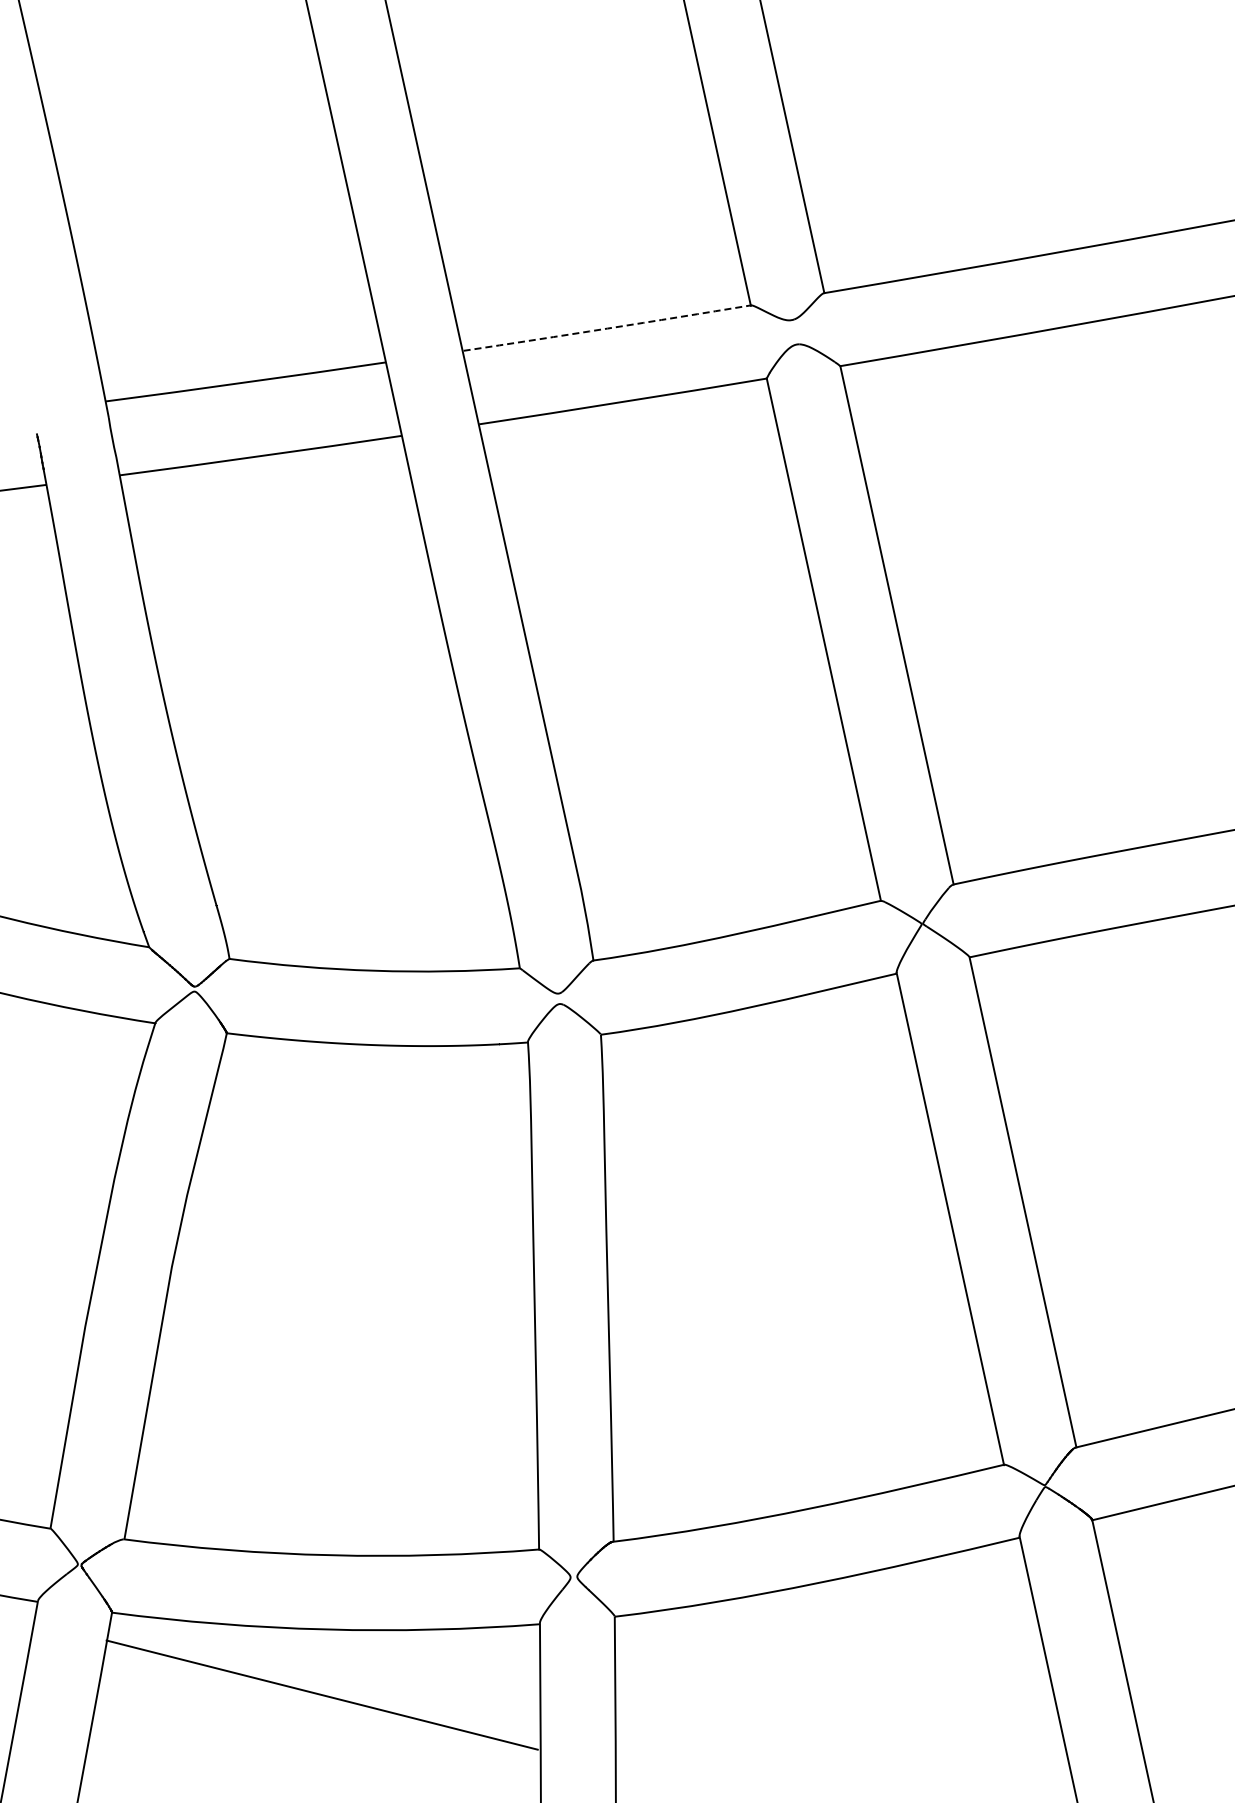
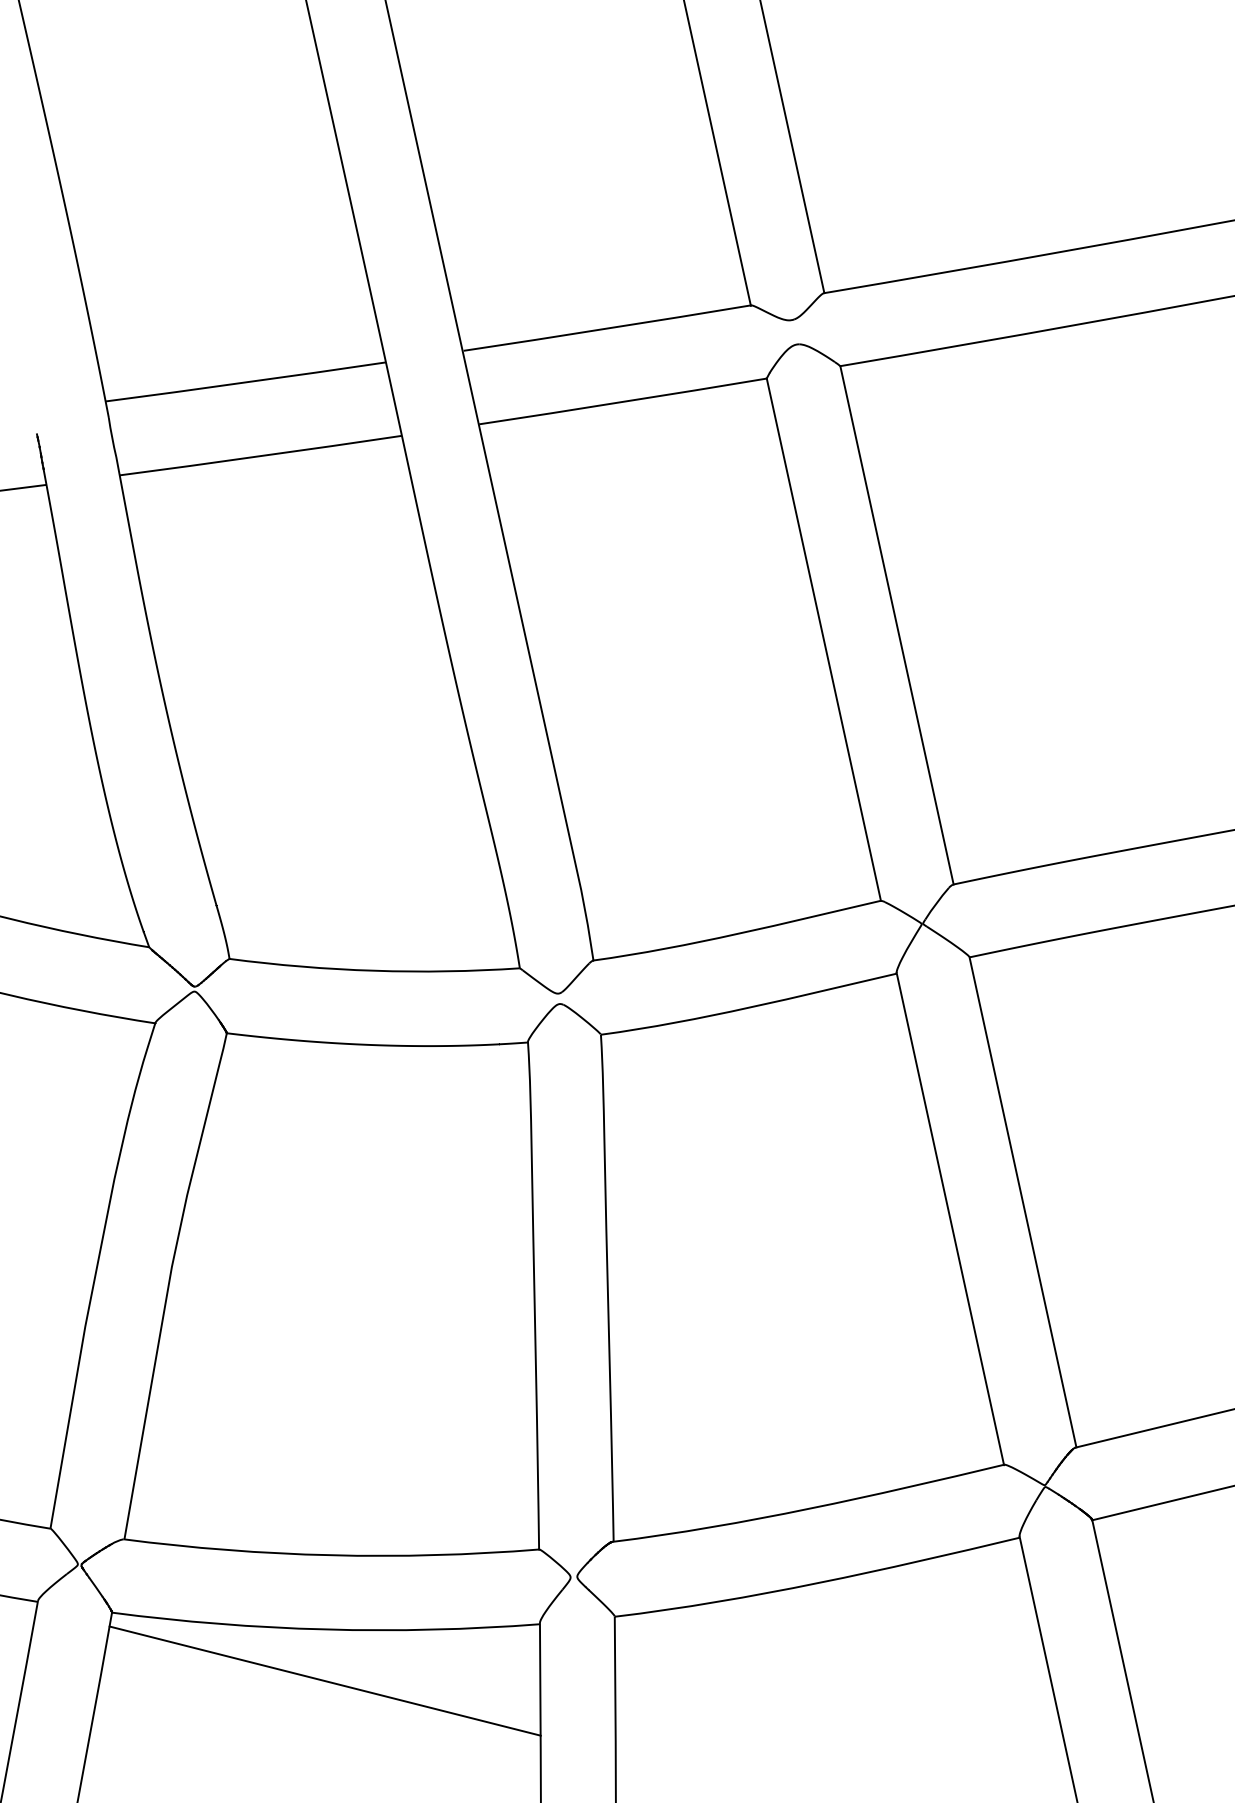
arc: dashed -> solid (607, 328)
line position: (321, 1694) -> (324, 1680) (324, 1680)
